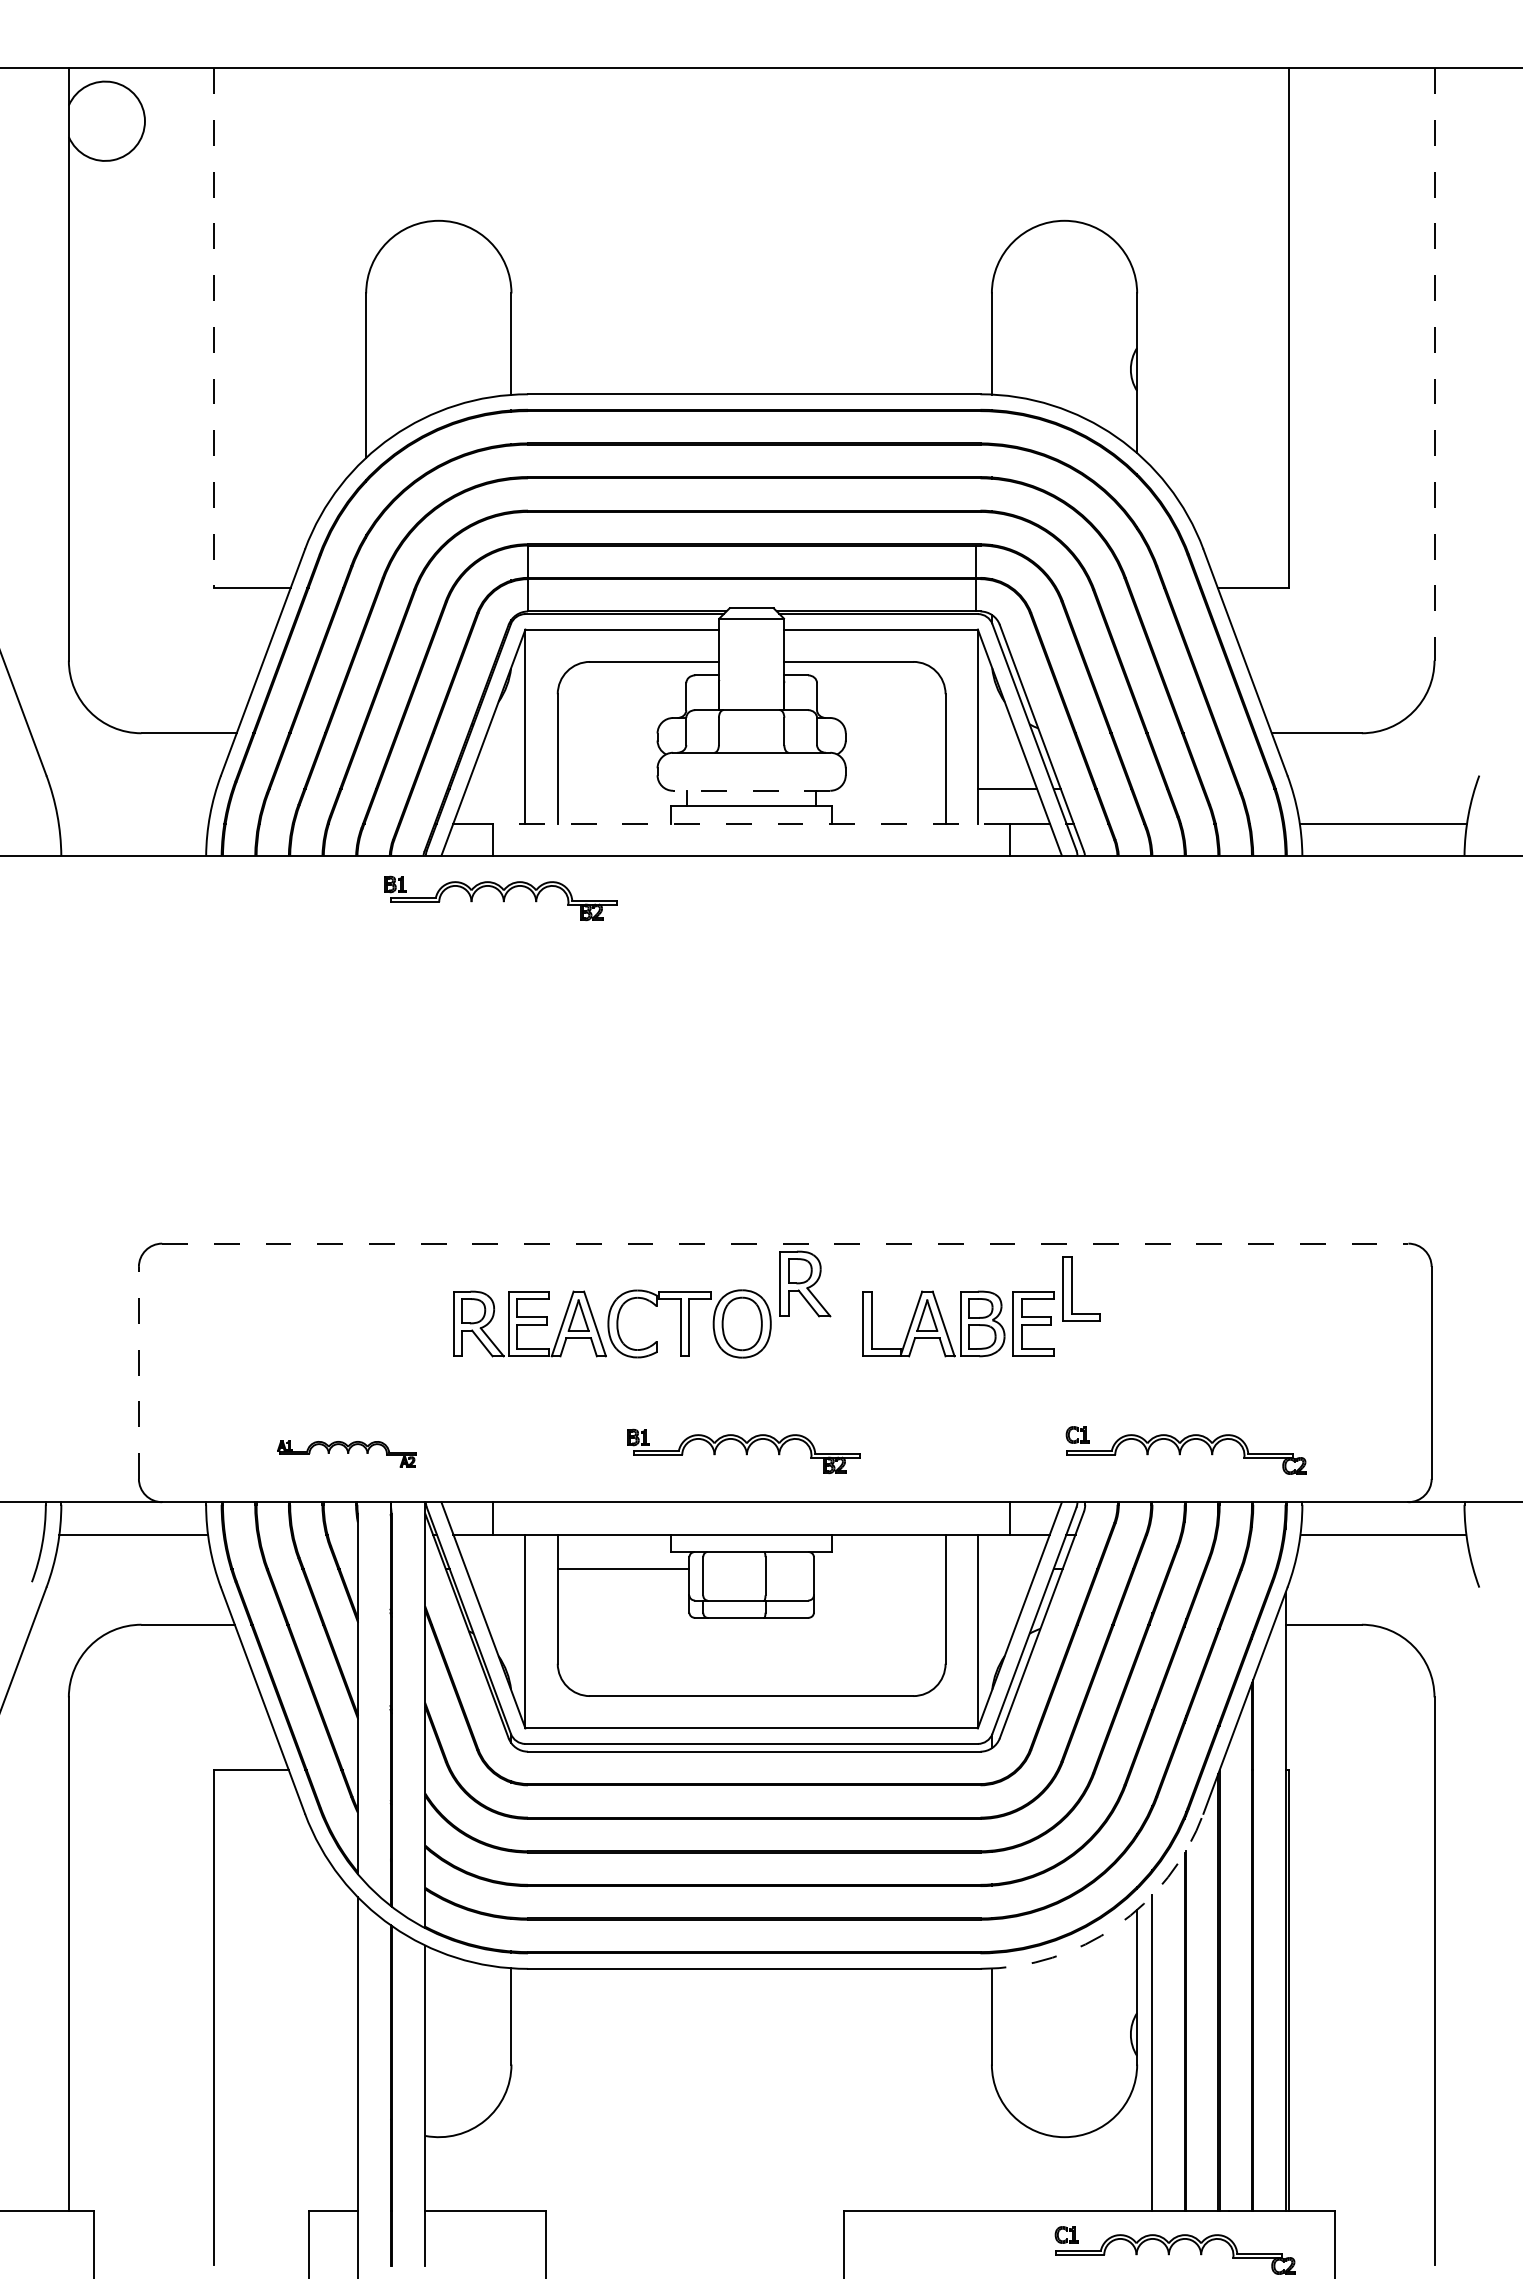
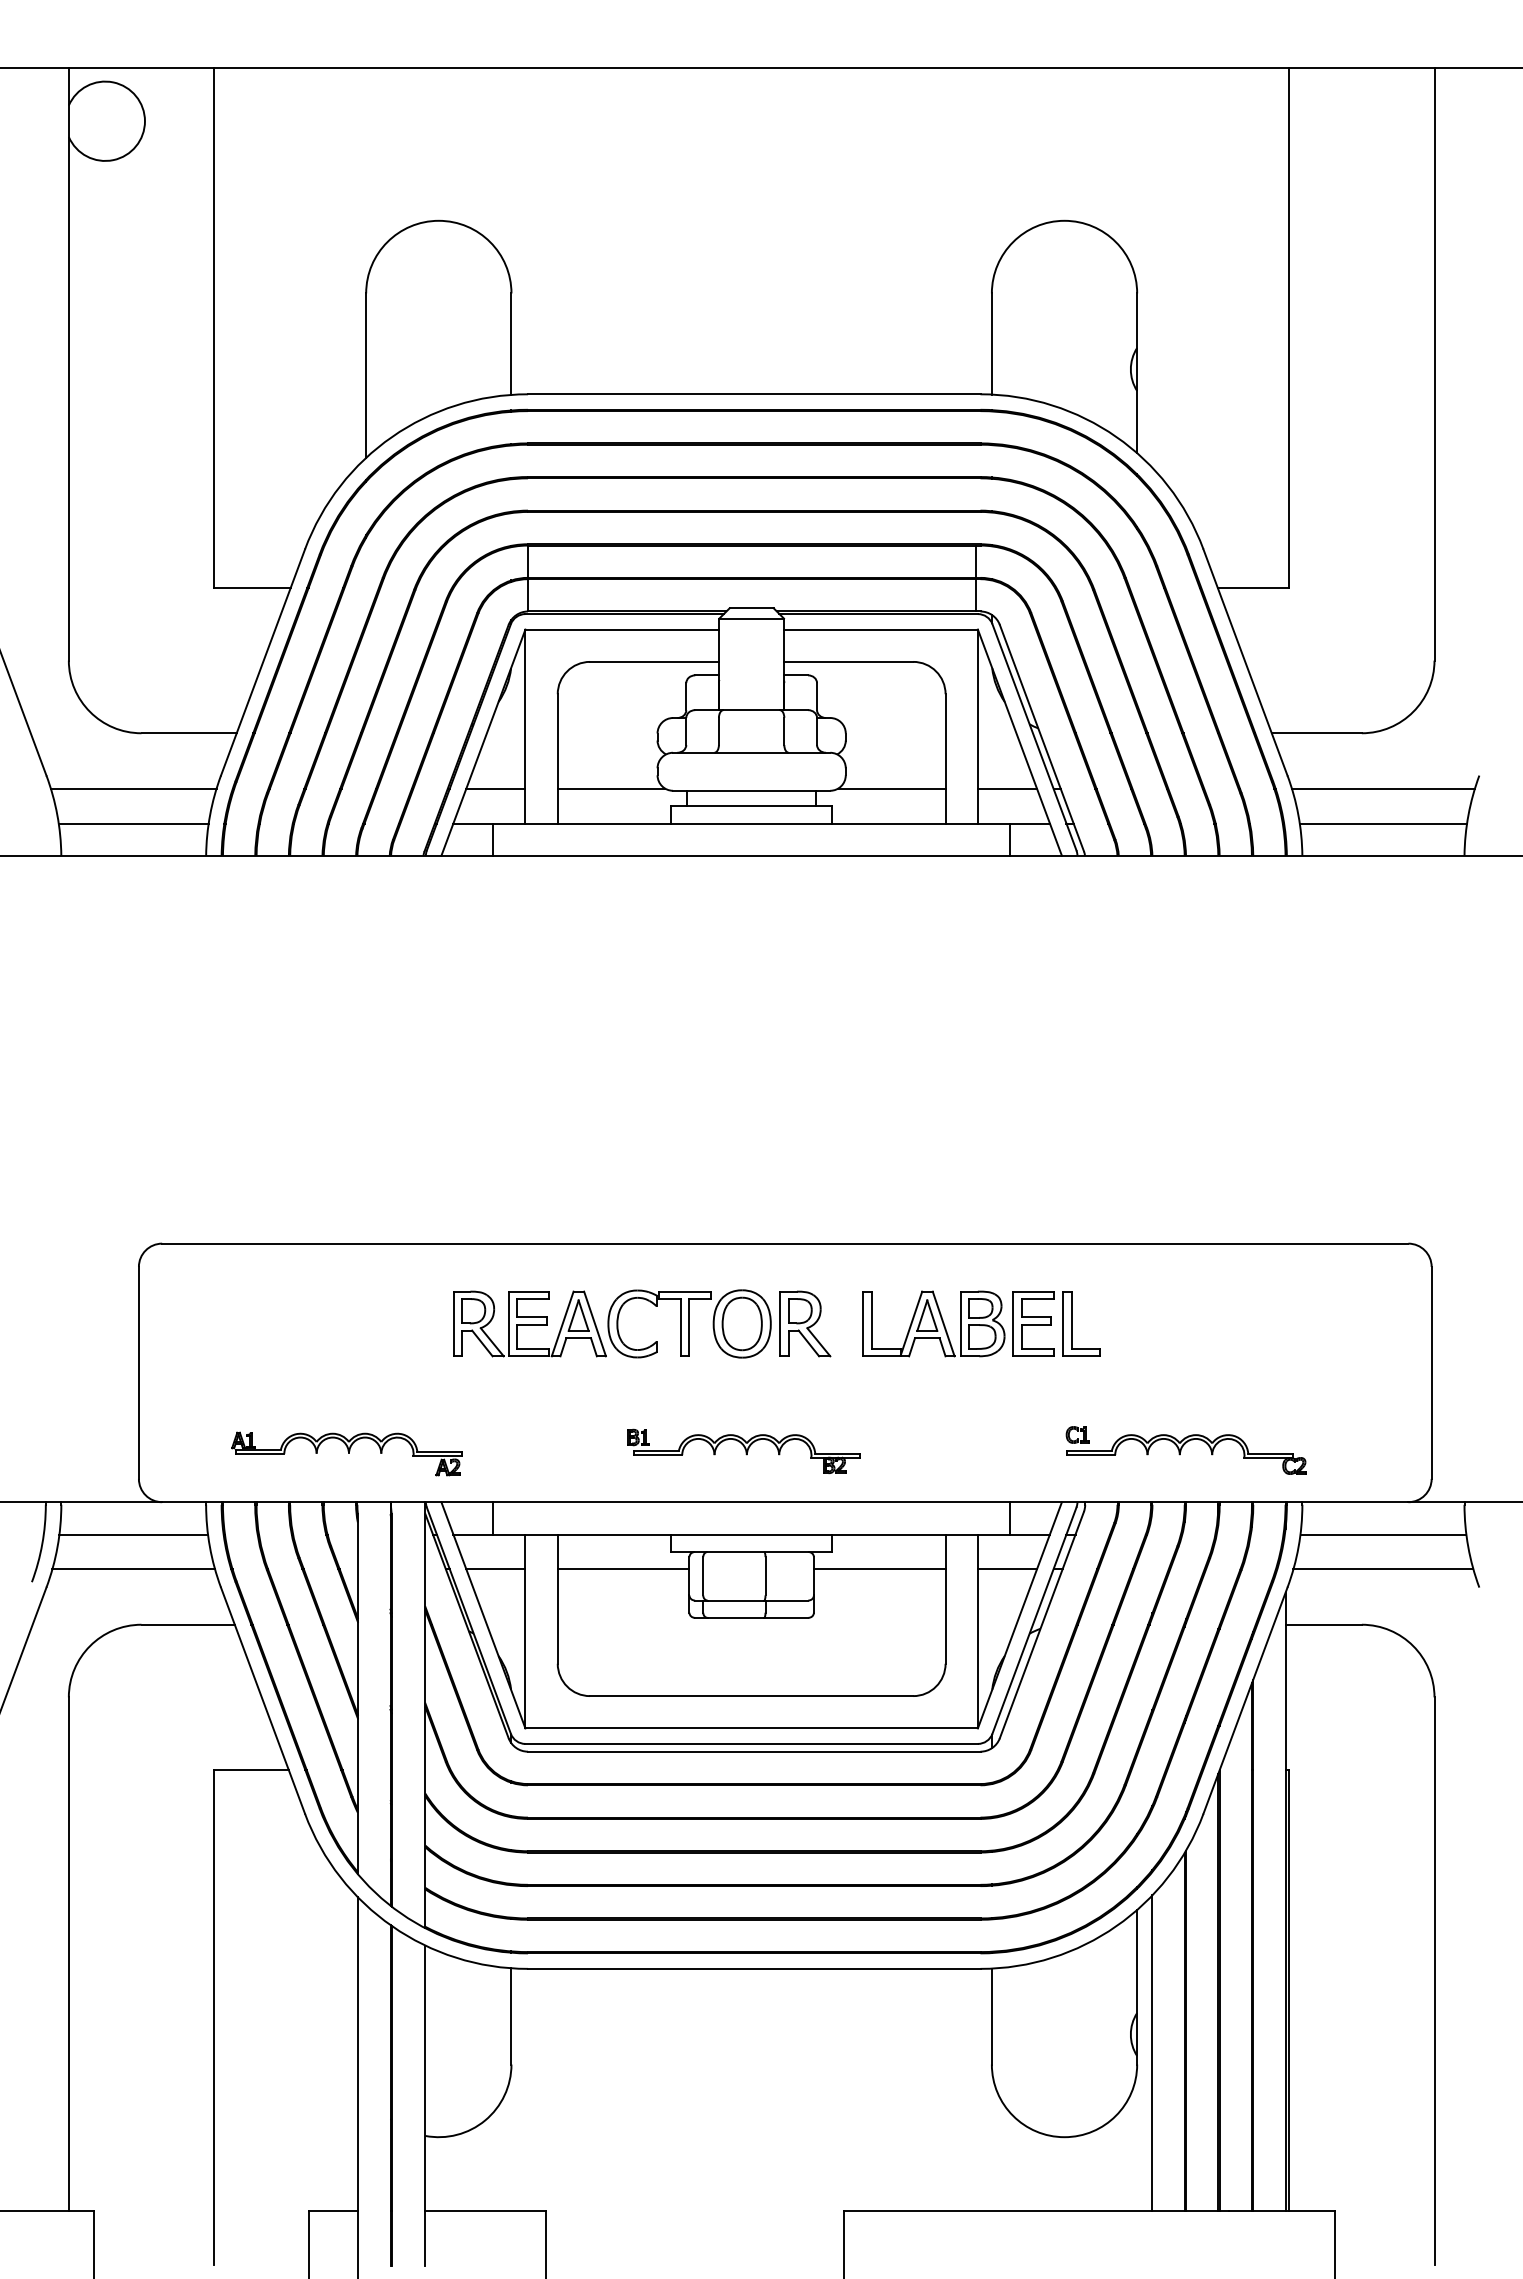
line: dashed -> solid (214, 328)
line: dashed -> solid (1434, 364)
line: none -> present (133, 788)
line: none -> present (495, 788)
line: none -> present (611, 788)
line: none -> present (891, 788)
line: none -> present (1382, 788)
line: dashed -> solid (751, 790)
line: none -> present (133, 823)
line: dashed -> solid (751, 823)
part: present -> none (500, 898)
line: dashed -> solid (785, 1243)
part position: (805, 1283) -> (805, 1323) (805, 1323)
part position: (1072, 1288) -> (1072, 1323) (1072, 1323)
line: dashed -> solid (138, 1372)
part size: 140x28 px -> 232x46 px (346, 1453)
line: none -> present (133, 1569)
line: none -> present (495, 1569)
line: none -> present (879, 1569)
line: none -> present (1007, 1569)
line: none -> present (1383, 1569)
arc: dashed -> solid (1116, 1926)
part: present -> none (1174, 2250)
